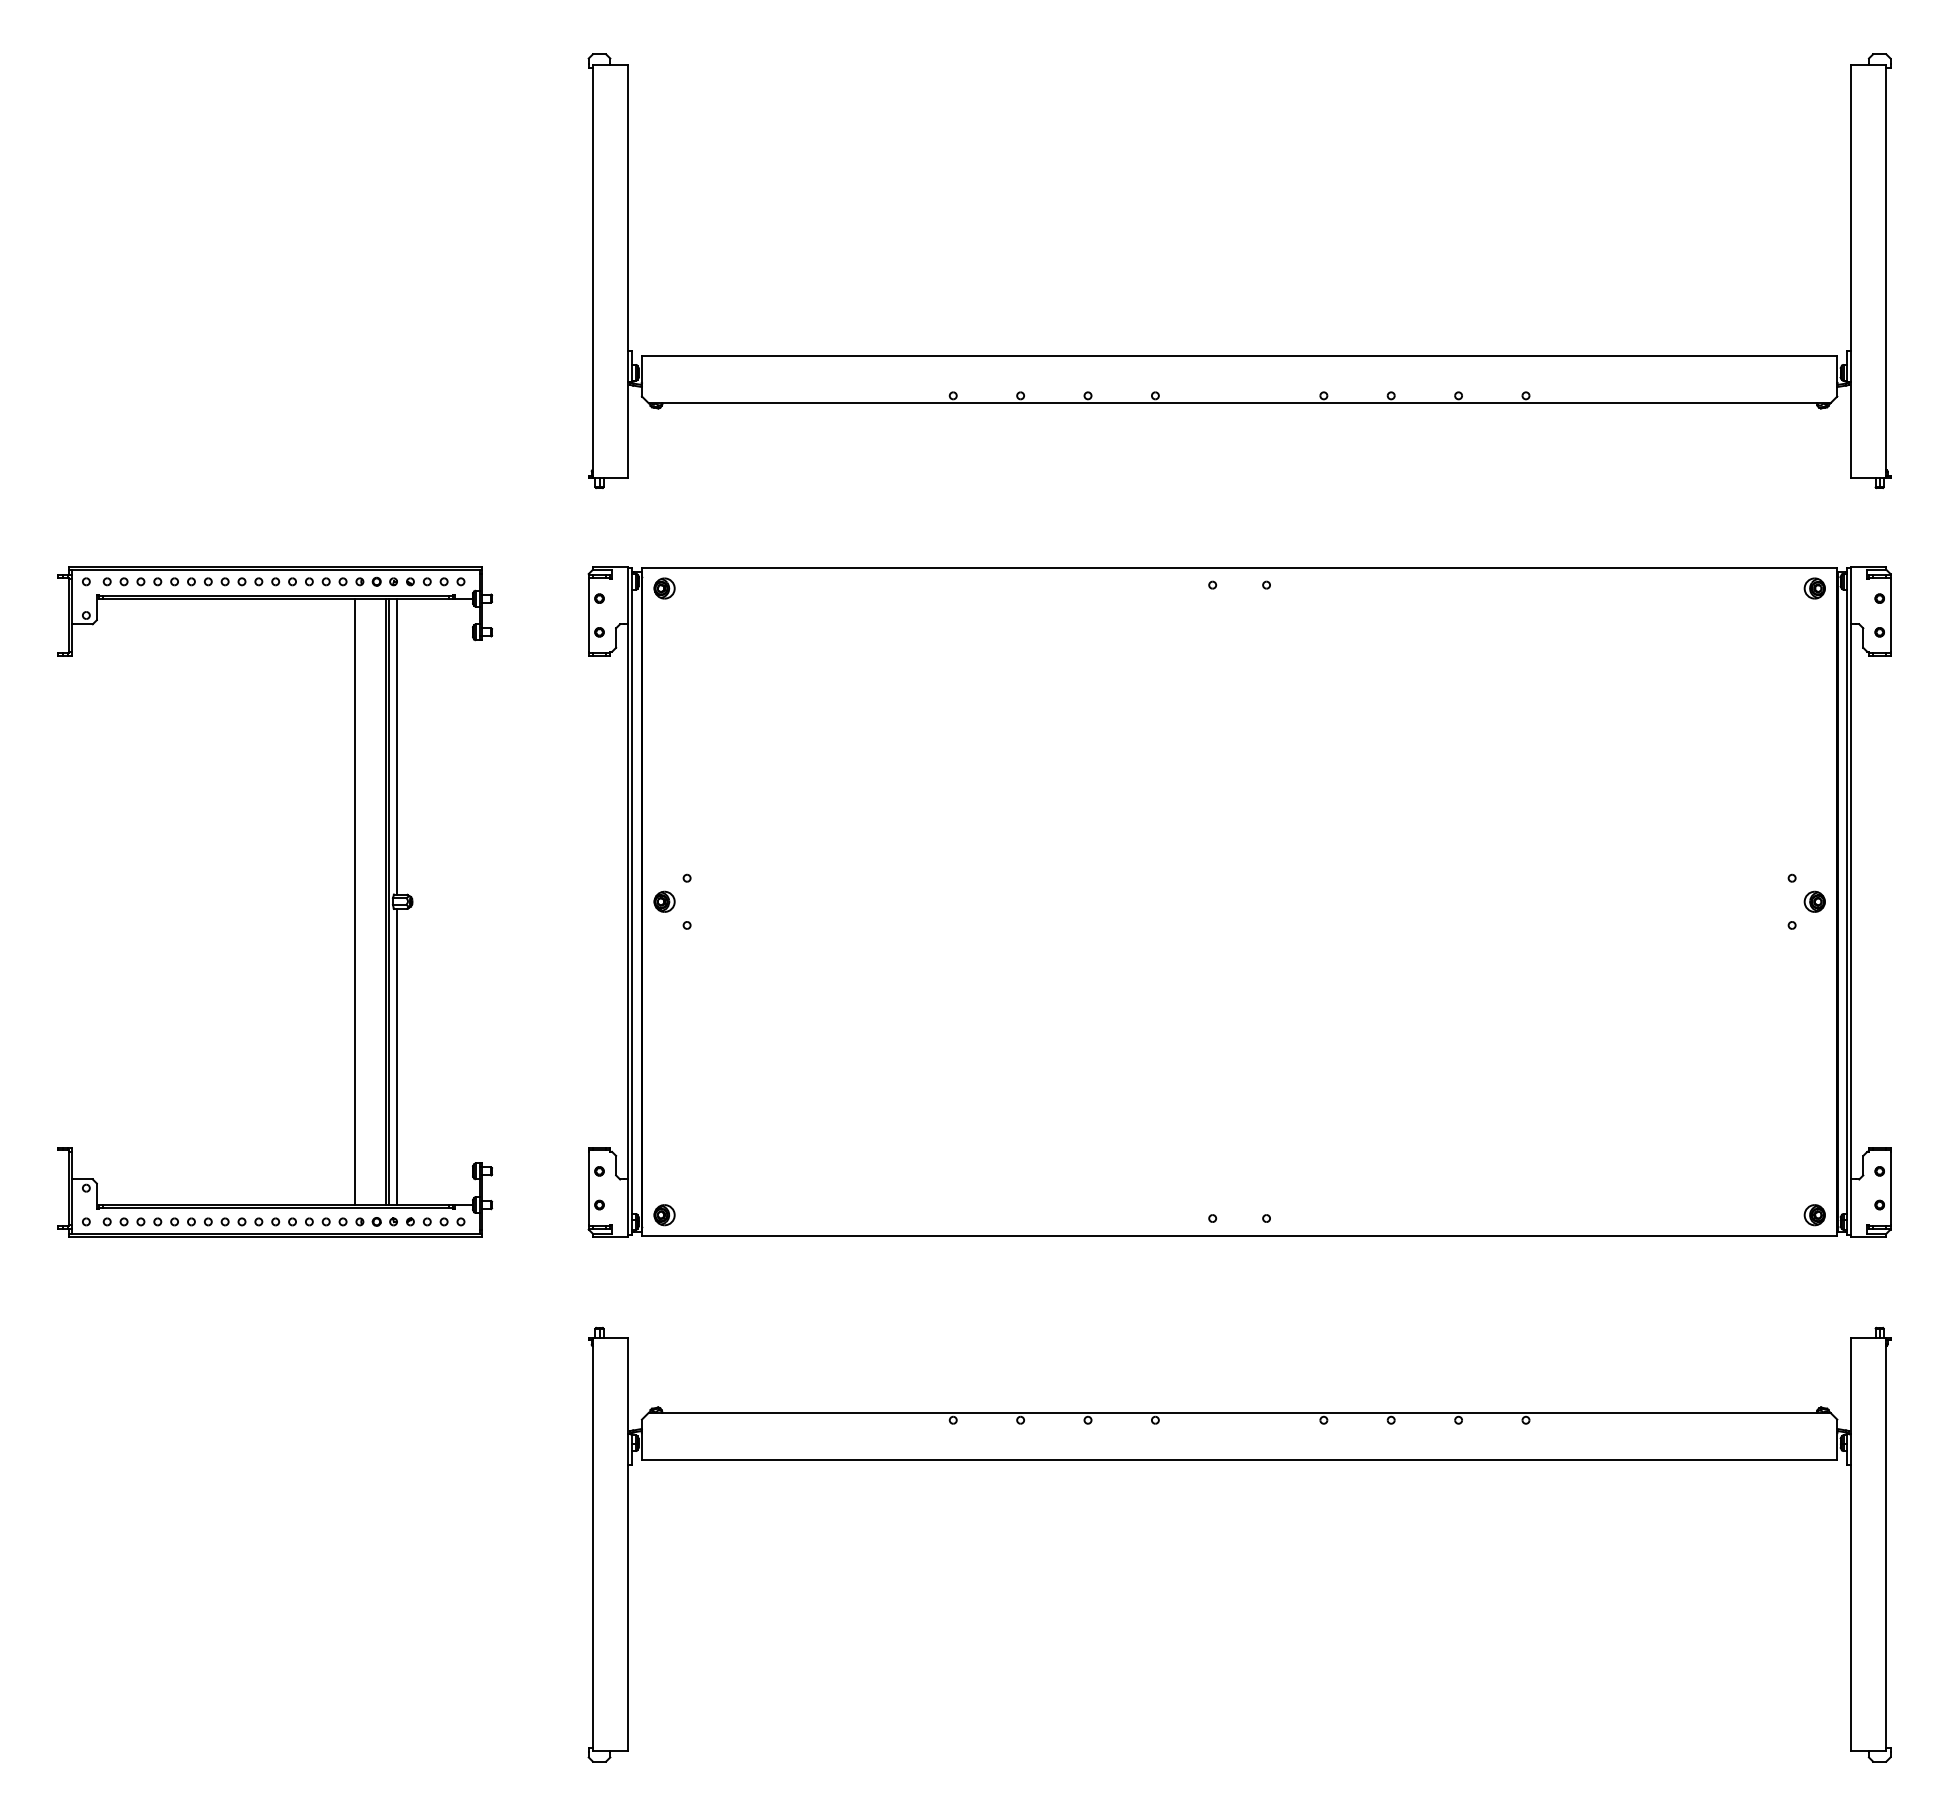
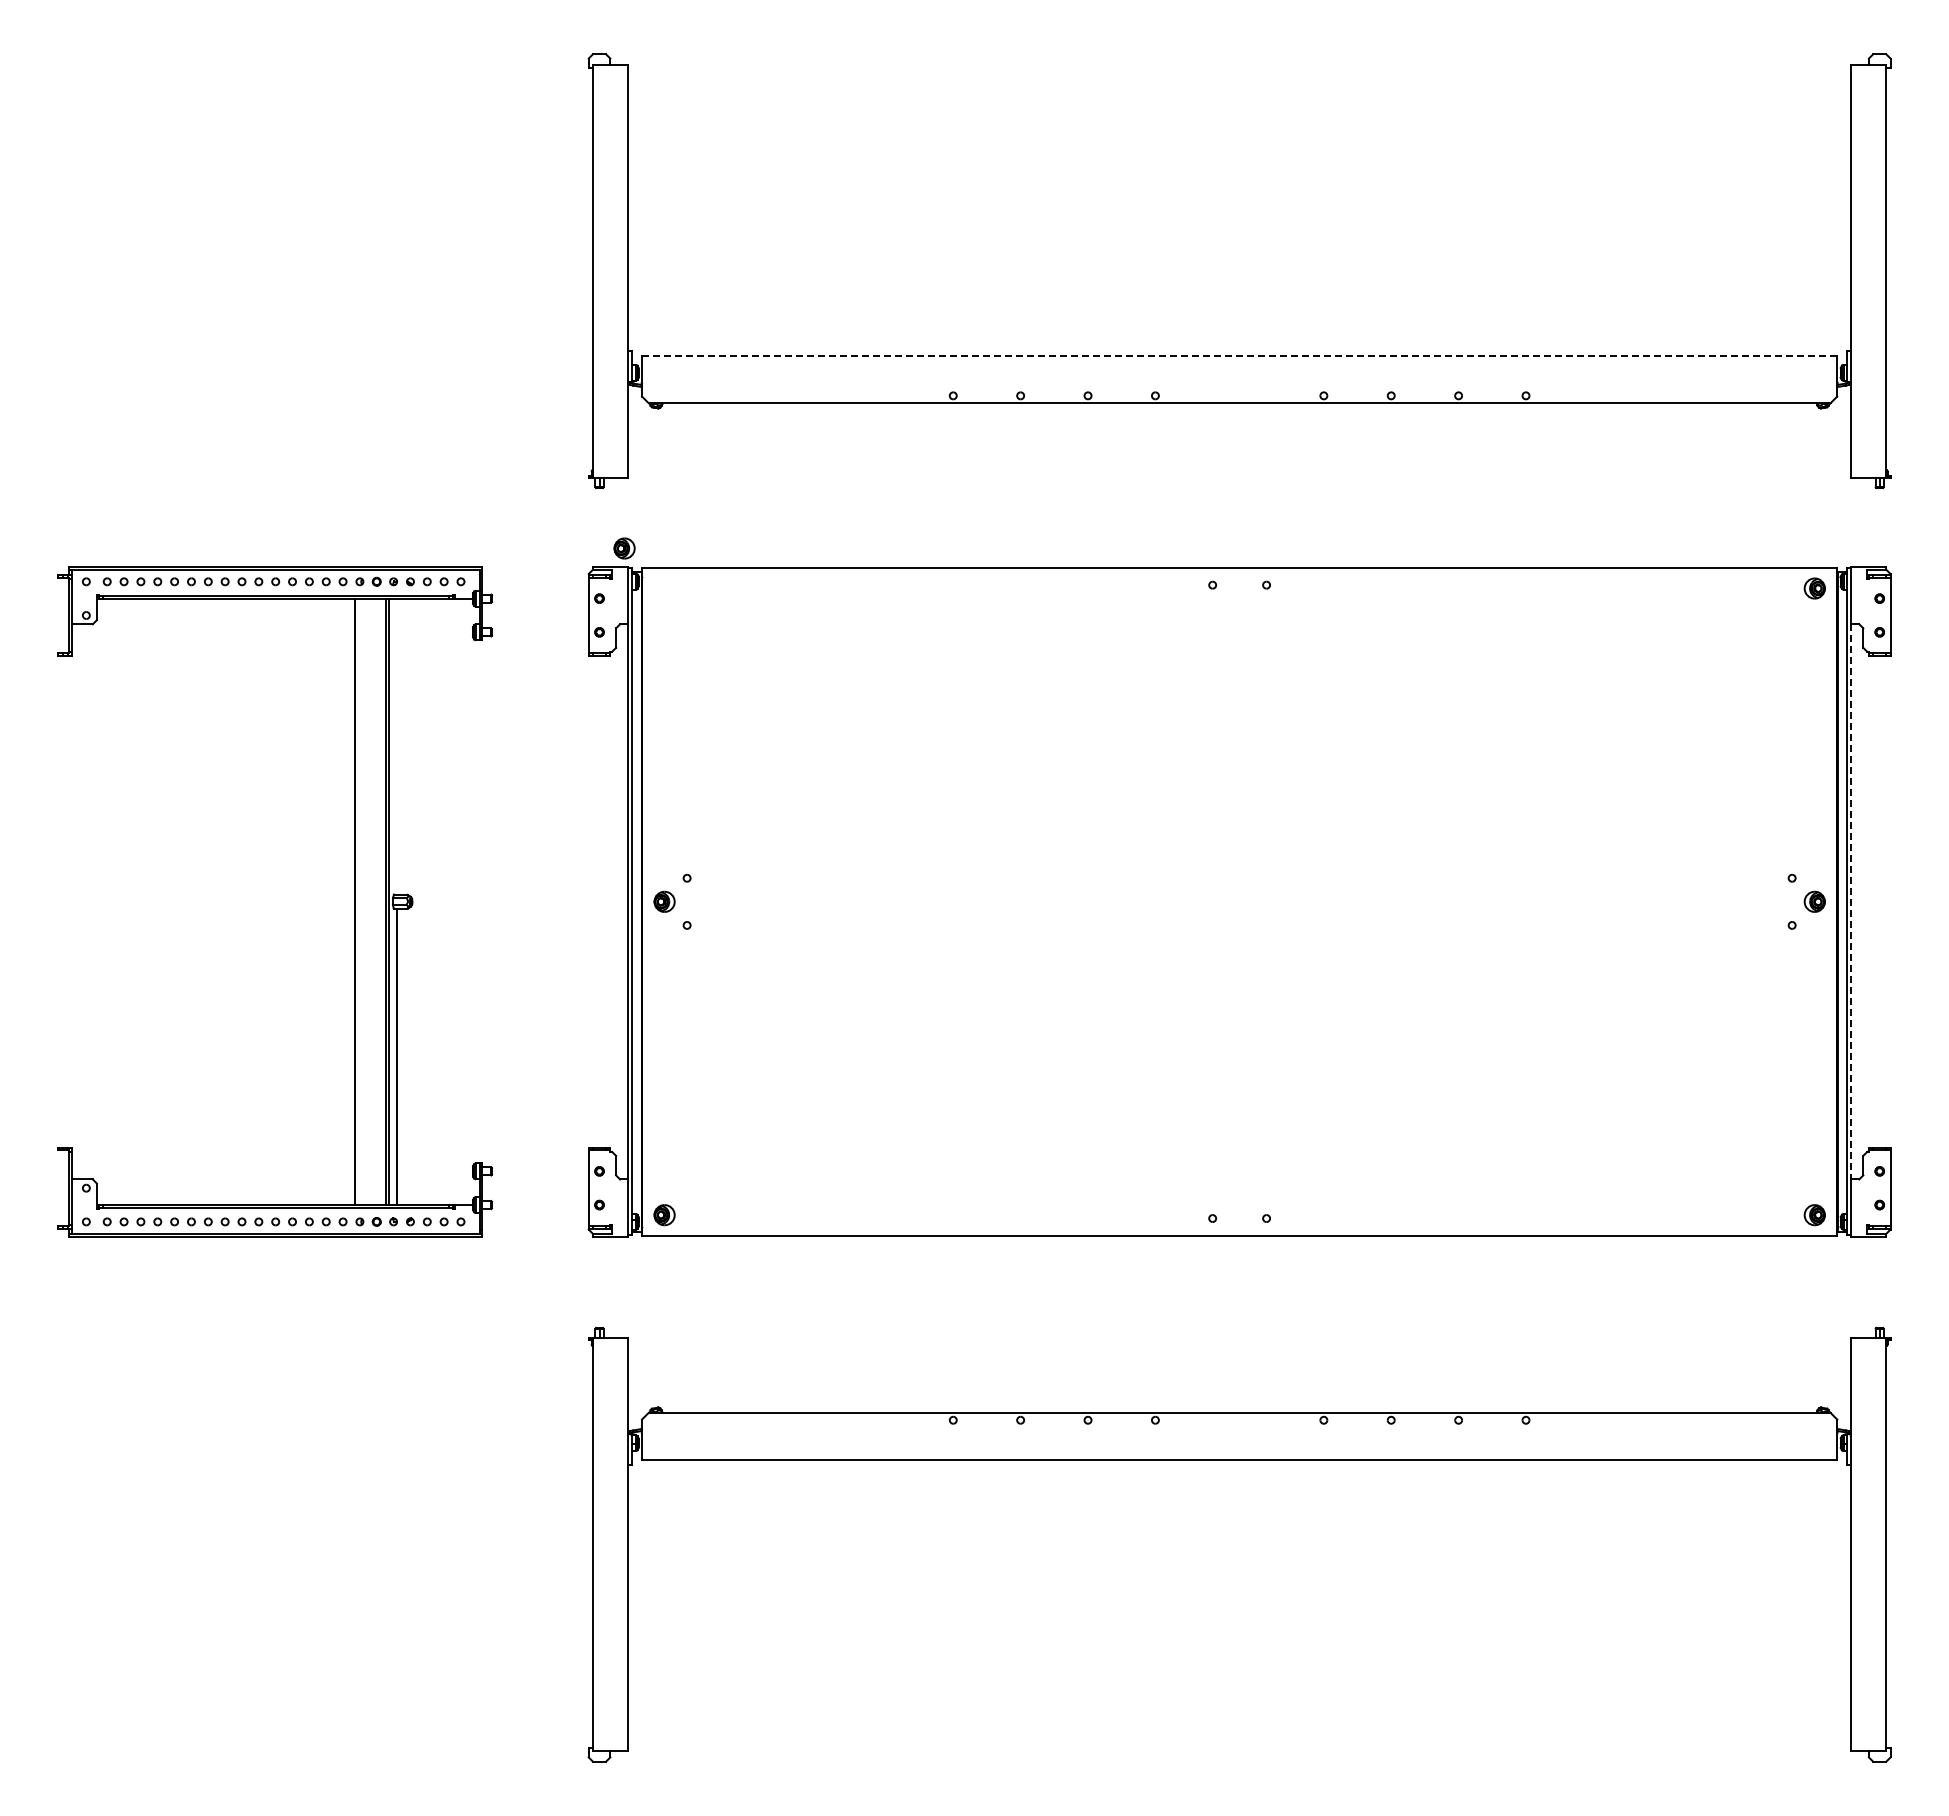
line: solid -> dashed (1239, 356)
part position: (664, 588) -> (624, 548) (624, 548)
line: present -> none (397, 746)
line: solid -> dashed (1851, 901)
